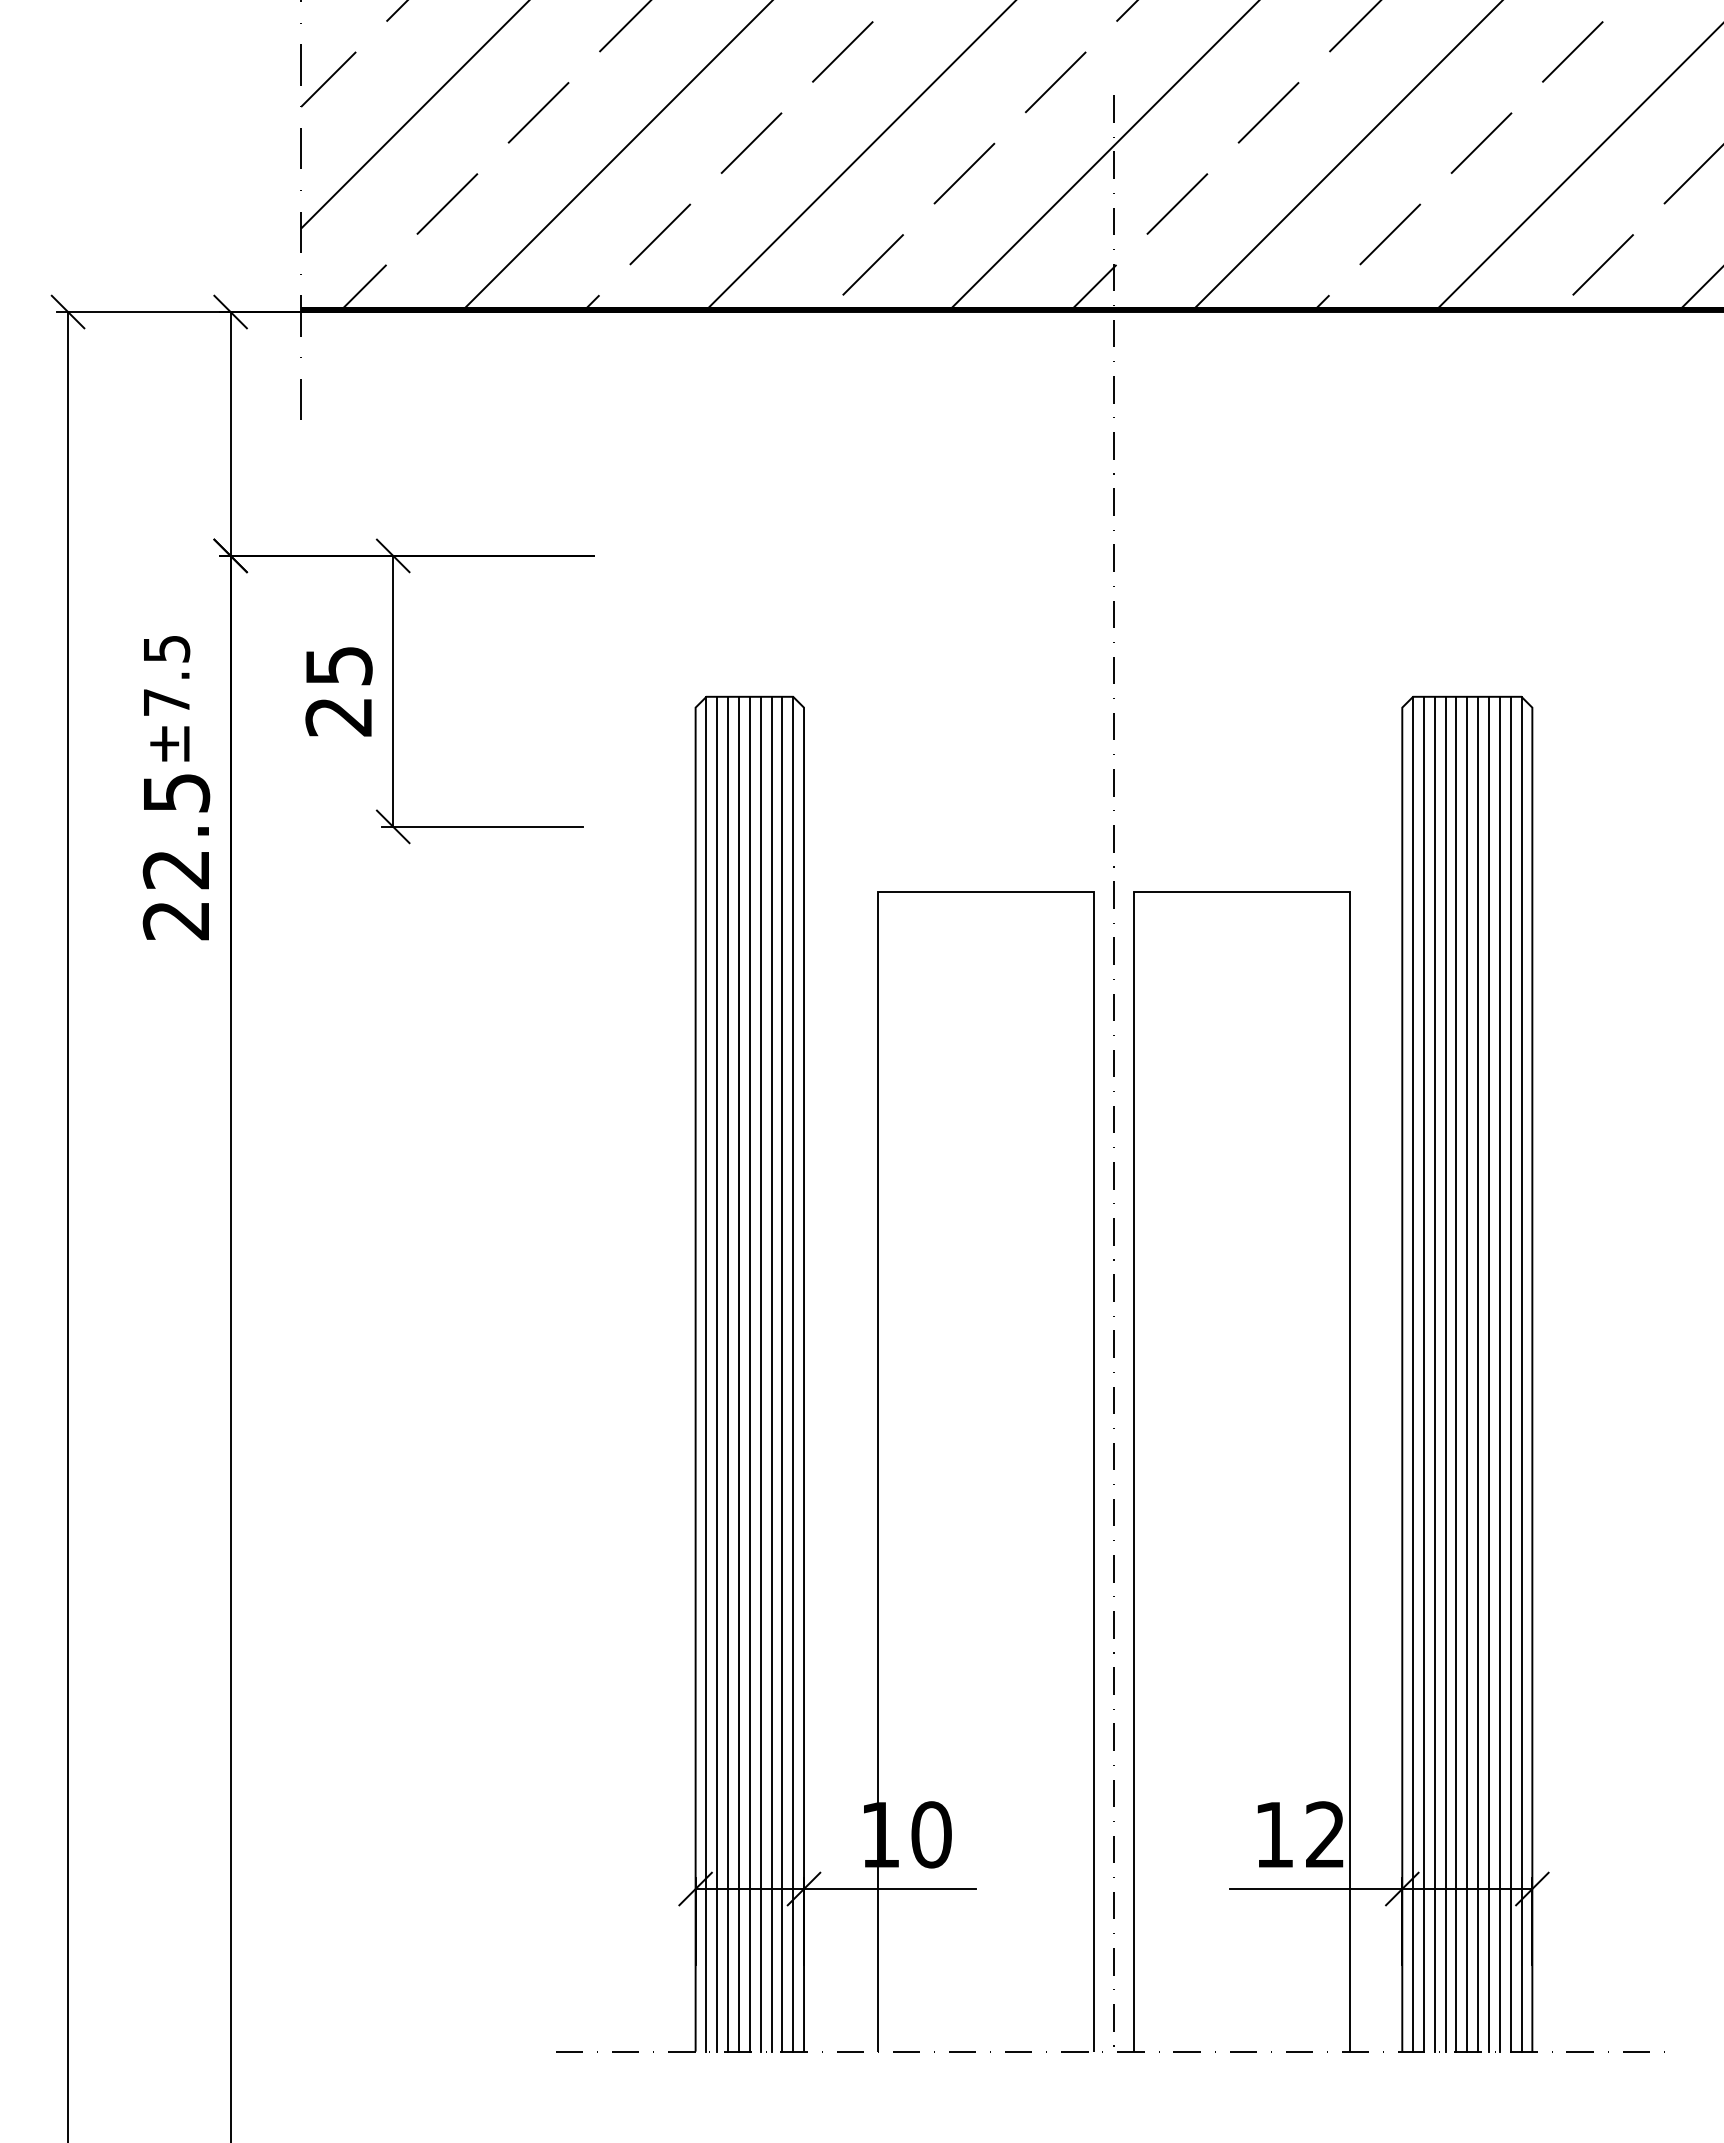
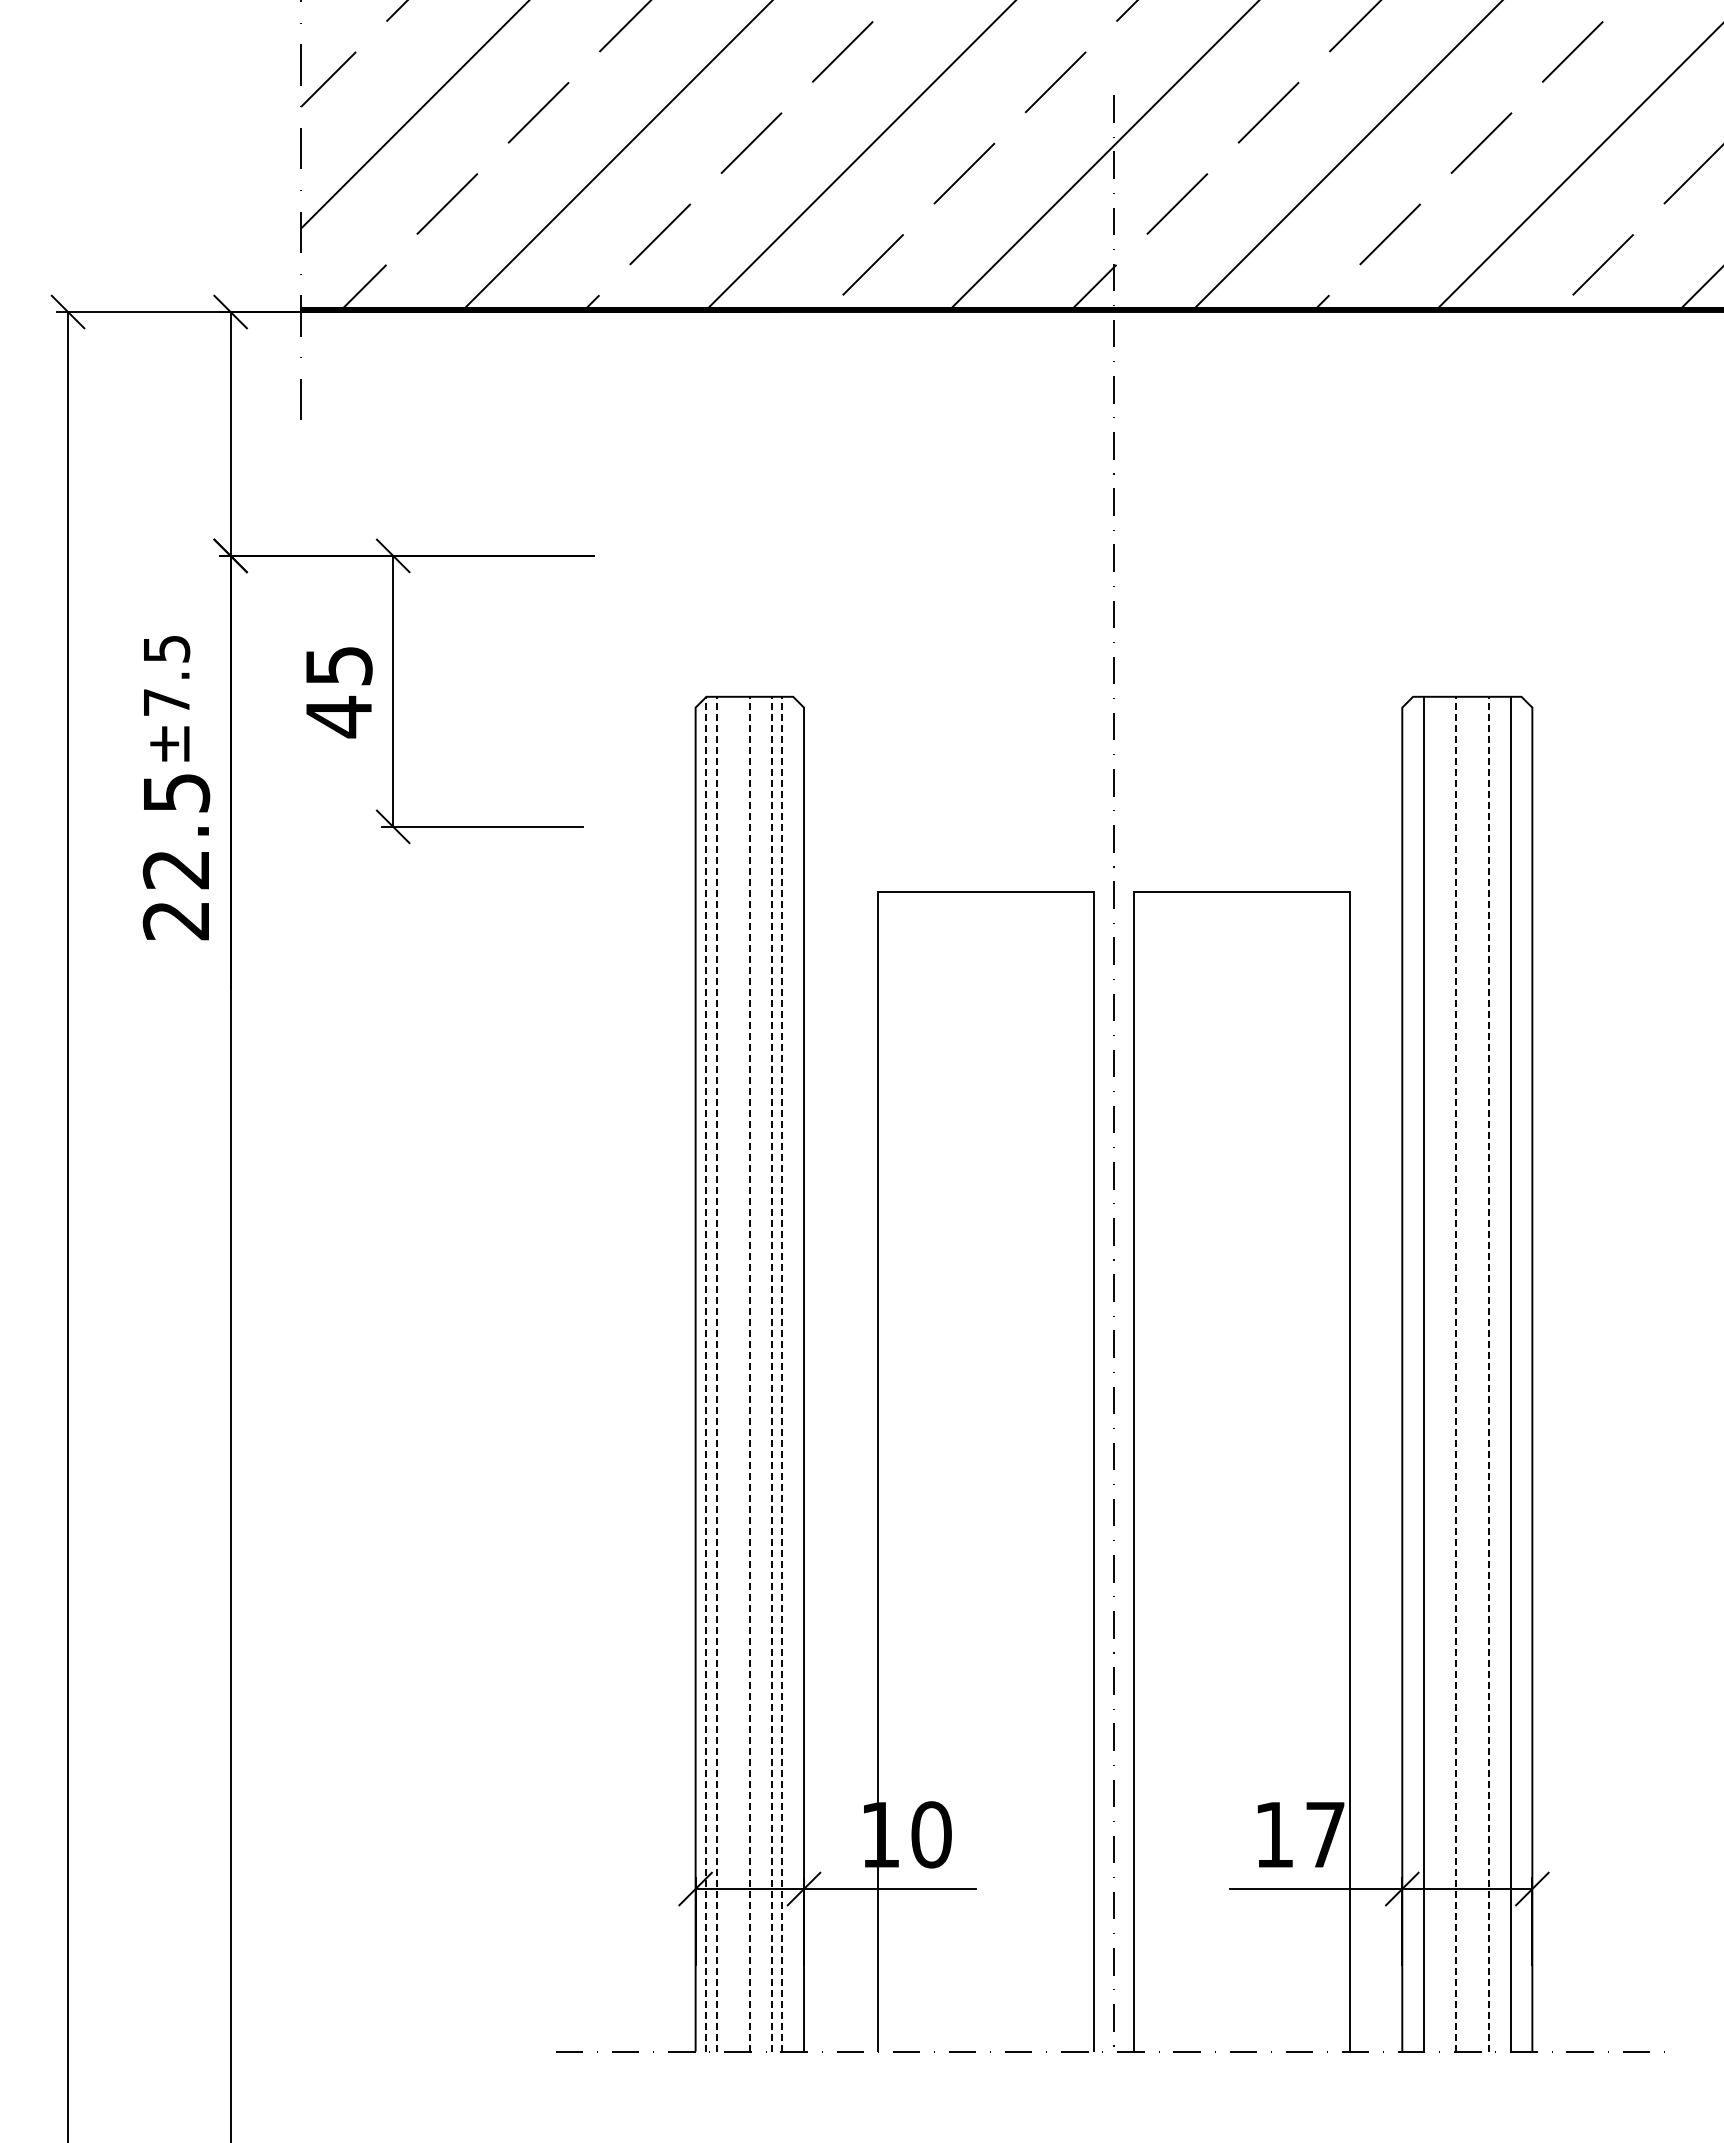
text: 25 -> 45 (338, 716)
line: solid -> dashed (706, 1373)
line: solid -> dashed (717, 1373)
line: present -> none (728, 1373)
line: present -> none (738, 1373)
line: solid -> dashed (749, 1373)
line: present -> none (760, 1373)
line: solid -> dashed (771, 1373)
line: solid -> dashed (782, 1373)
line: present -> none (793, 1373)
line: present -> none (1413, 1373)
line: present -> none (1434, 1373)
line: present -> none (1445, 1373)
line: solid -> dashed (1456, 1373)
line: present -> none (1467, 1373)
line: present -> none (1478, 1373)
line: solid -> dashed (1488, 1373)
line: present -> none (1499, 1373)
line: present -> none (1521, 1373)
text: 12 -> 17 (1325, 1834)
